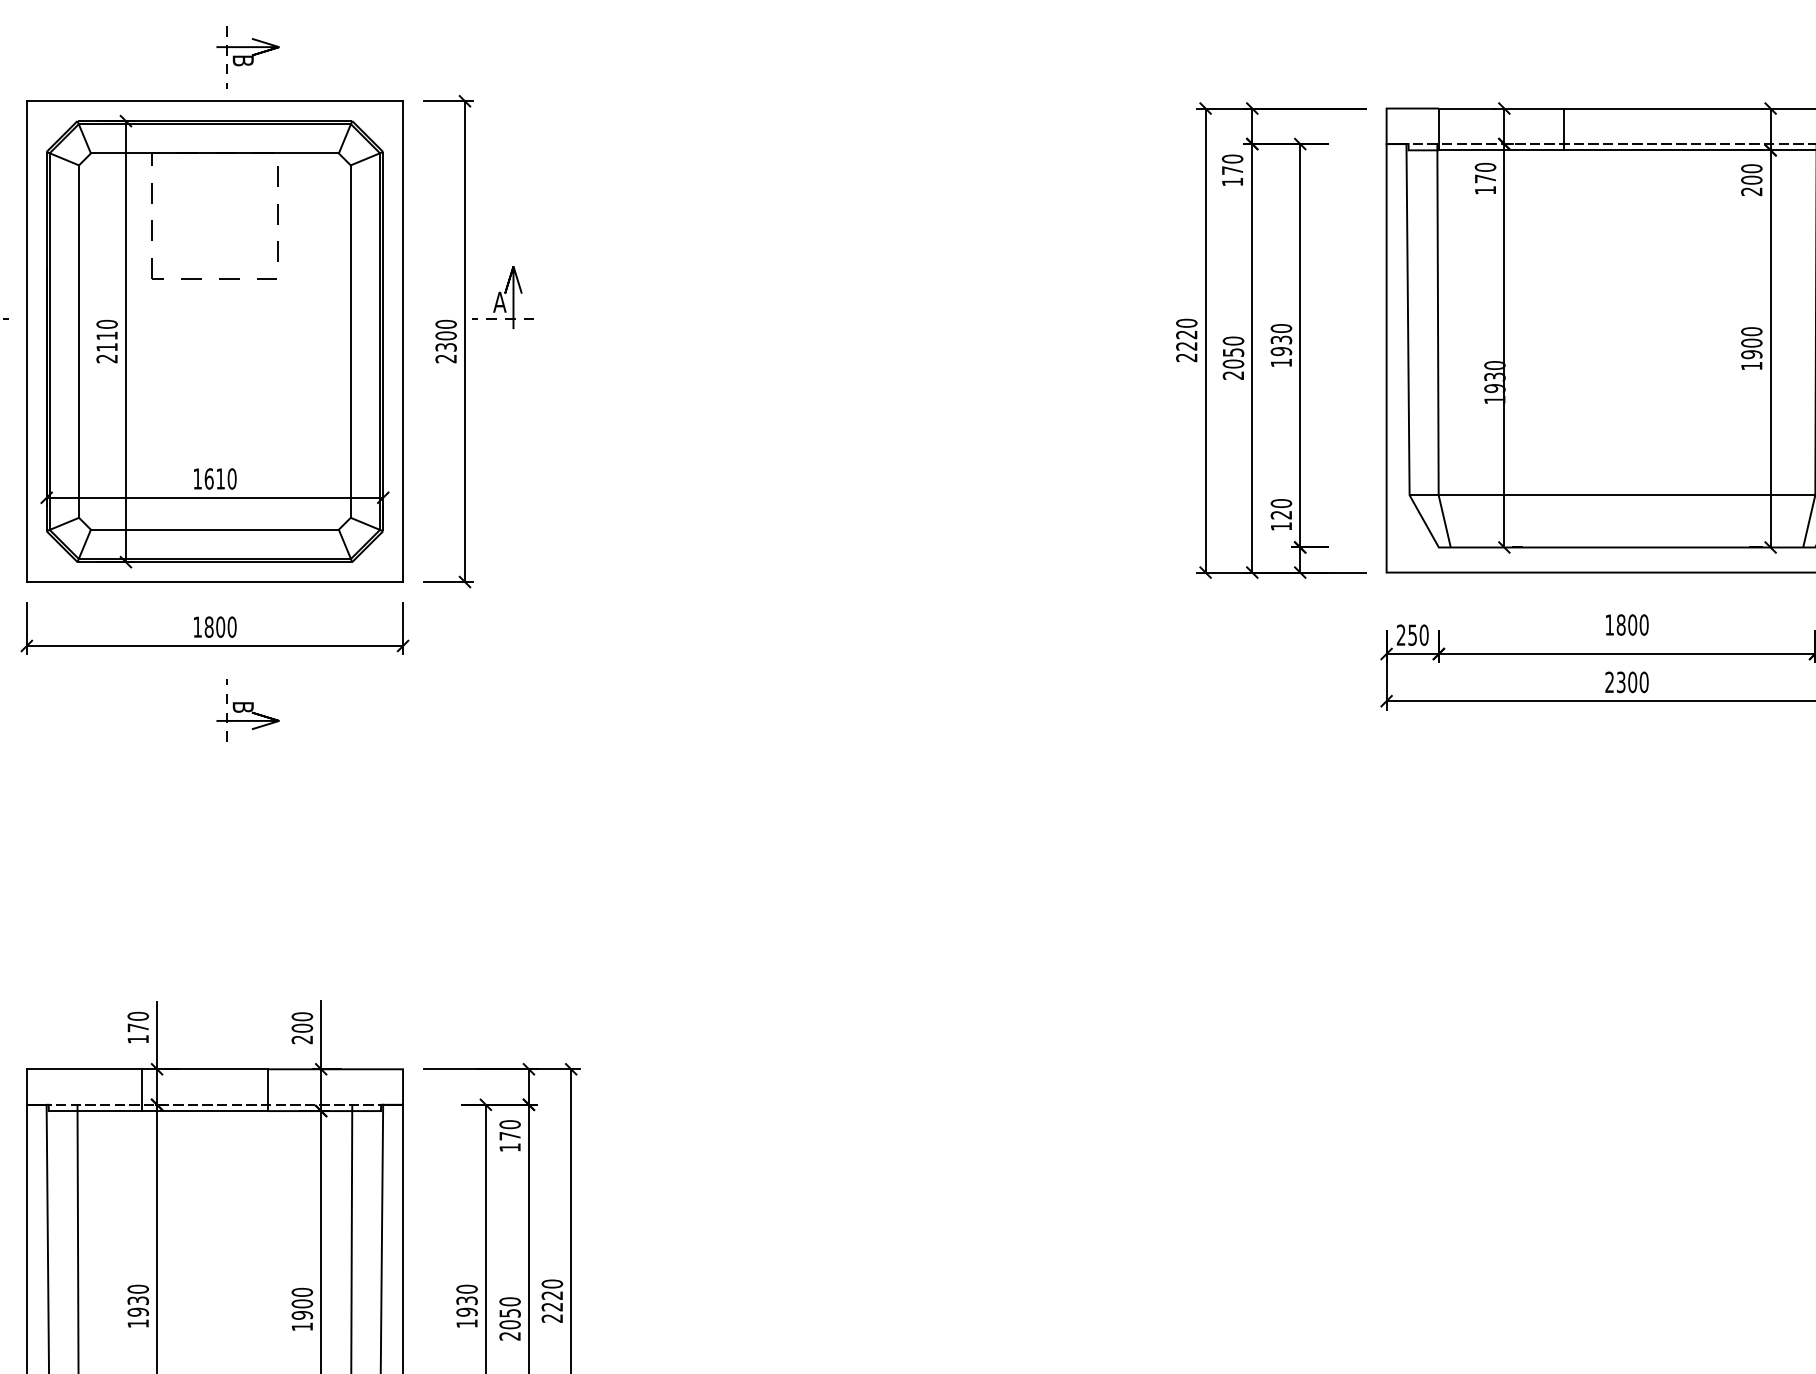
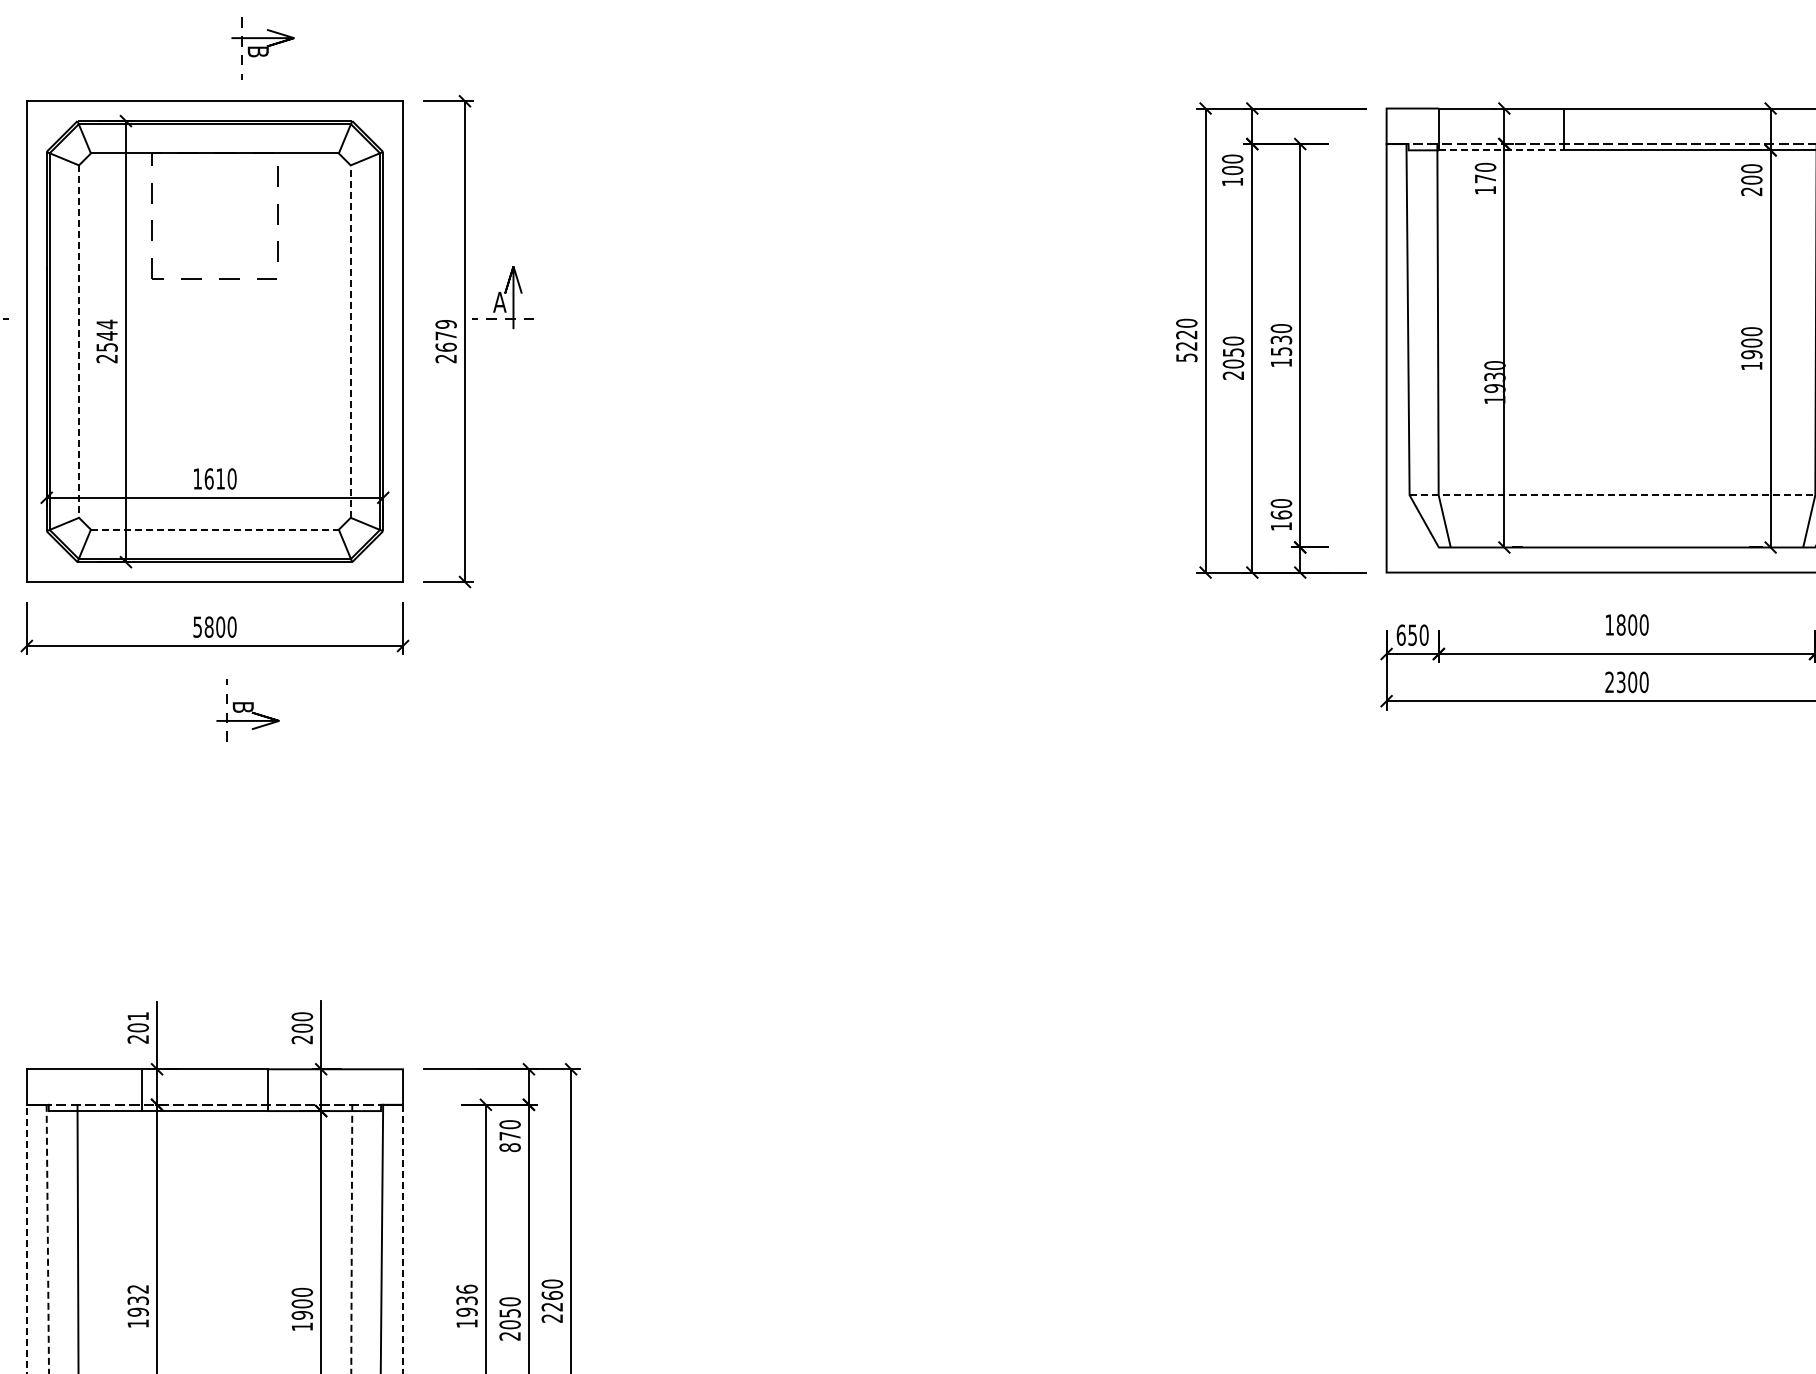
part position: (247, 57) -> (262, 48) (262, 48)
line: solid -> dashed (1501, 150)
text: 170 -> 100 (1232, 170)
text: 2110 -> 2544 (106, 335)
text: 2300 -> 2679 (445, 335)
line: solid -> dashed (350, 341)
line: solid -> dashed (79, 342)
text: 1930 -> 1530 (1280, 351)
text: 2220 -> 5220 (1186, 357)
line: solid -> dashed (1612, 495)
text: 120 -> 160 (1281, 514)
line: solid -> dashed (214, 529)
text: 1800 -> 5800 (197, 626)
text: 250 -> 650 (1400, 634)
text: 170 -> 201 (137, 1027)
text: 170 -> 870 (509, 1147)
line: solid -> dashed (26, 1238)
line: solid -> dashed (47, 1239)
line: solid -> dashed (351, 1239)
line: solid -> dashed (403, 1239)
text: 1930 -> 1932 (137, 1288)
text: 1930 -> 1936 (466, 1288)
text: 2220 -> 2260 (552, 1295)
